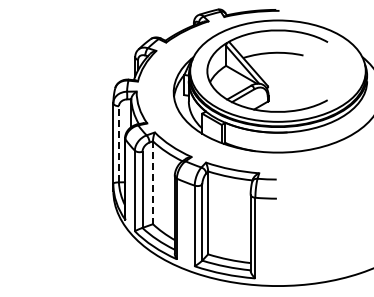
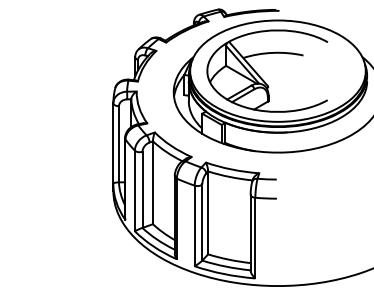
line: dashed -> solid (119, 143)
line: dashed -> solid (152, 183)
